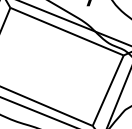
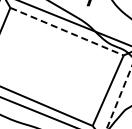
line: solid -> dashed (67, 31)
line: solid -> dashed (119, 97)
